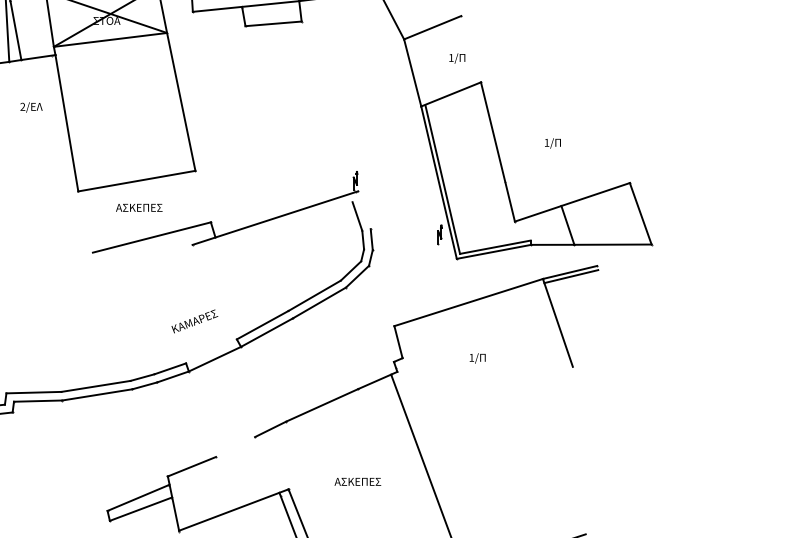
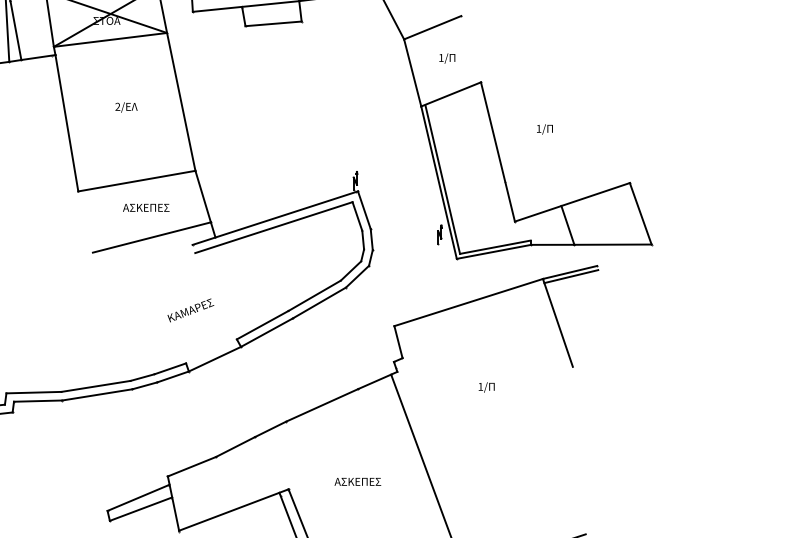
text position: (457, 58) -> (447, 58) (447, 58)
text position: (31, 107) -> (126, 107) (126, 107)
text position: (552, 143) -> (544, 129) (544, 129)
line: none -> present (202, 196)
text position: (139, 207) -> (146, 207) (146, 207)
line: none -> present (364, 210)
line: none -> present (273, 227)
text position: (194, 321) -> (190, 310) (190, 310)
text position: (477, 358) -> (486, 387) (486, 387)
line: none -> present (235, 447)
